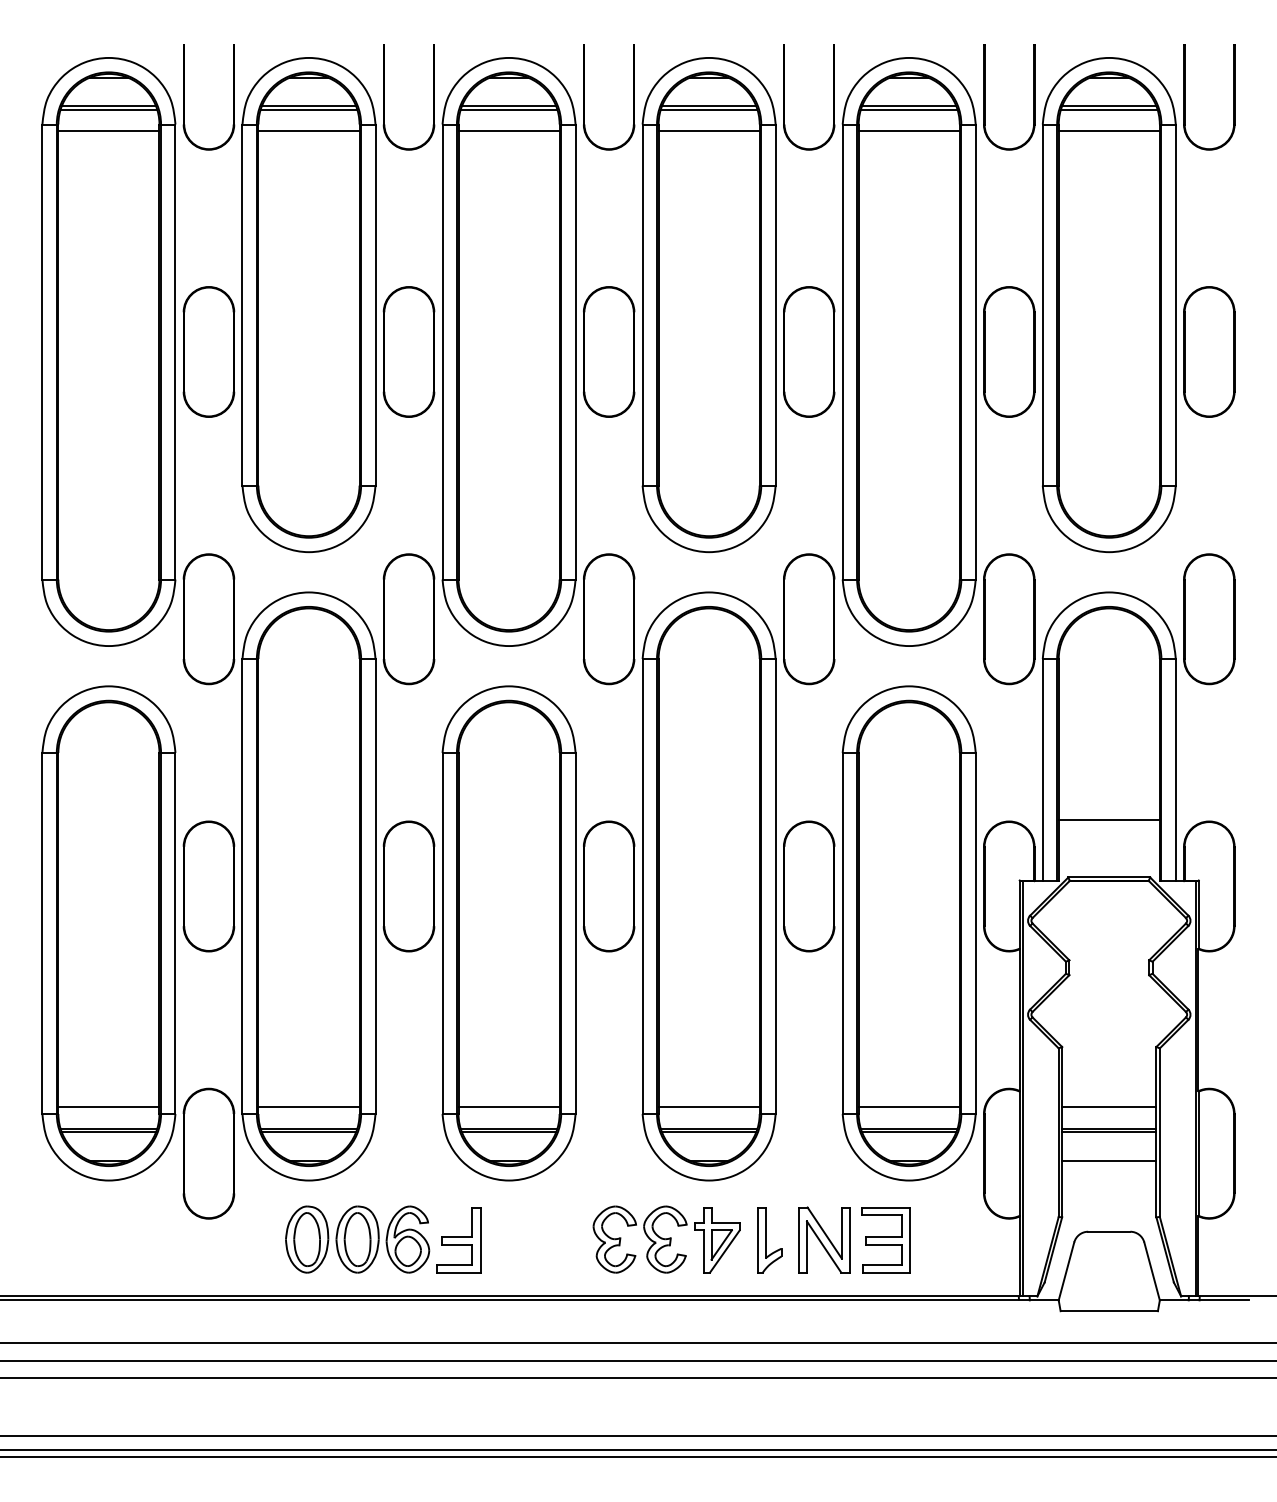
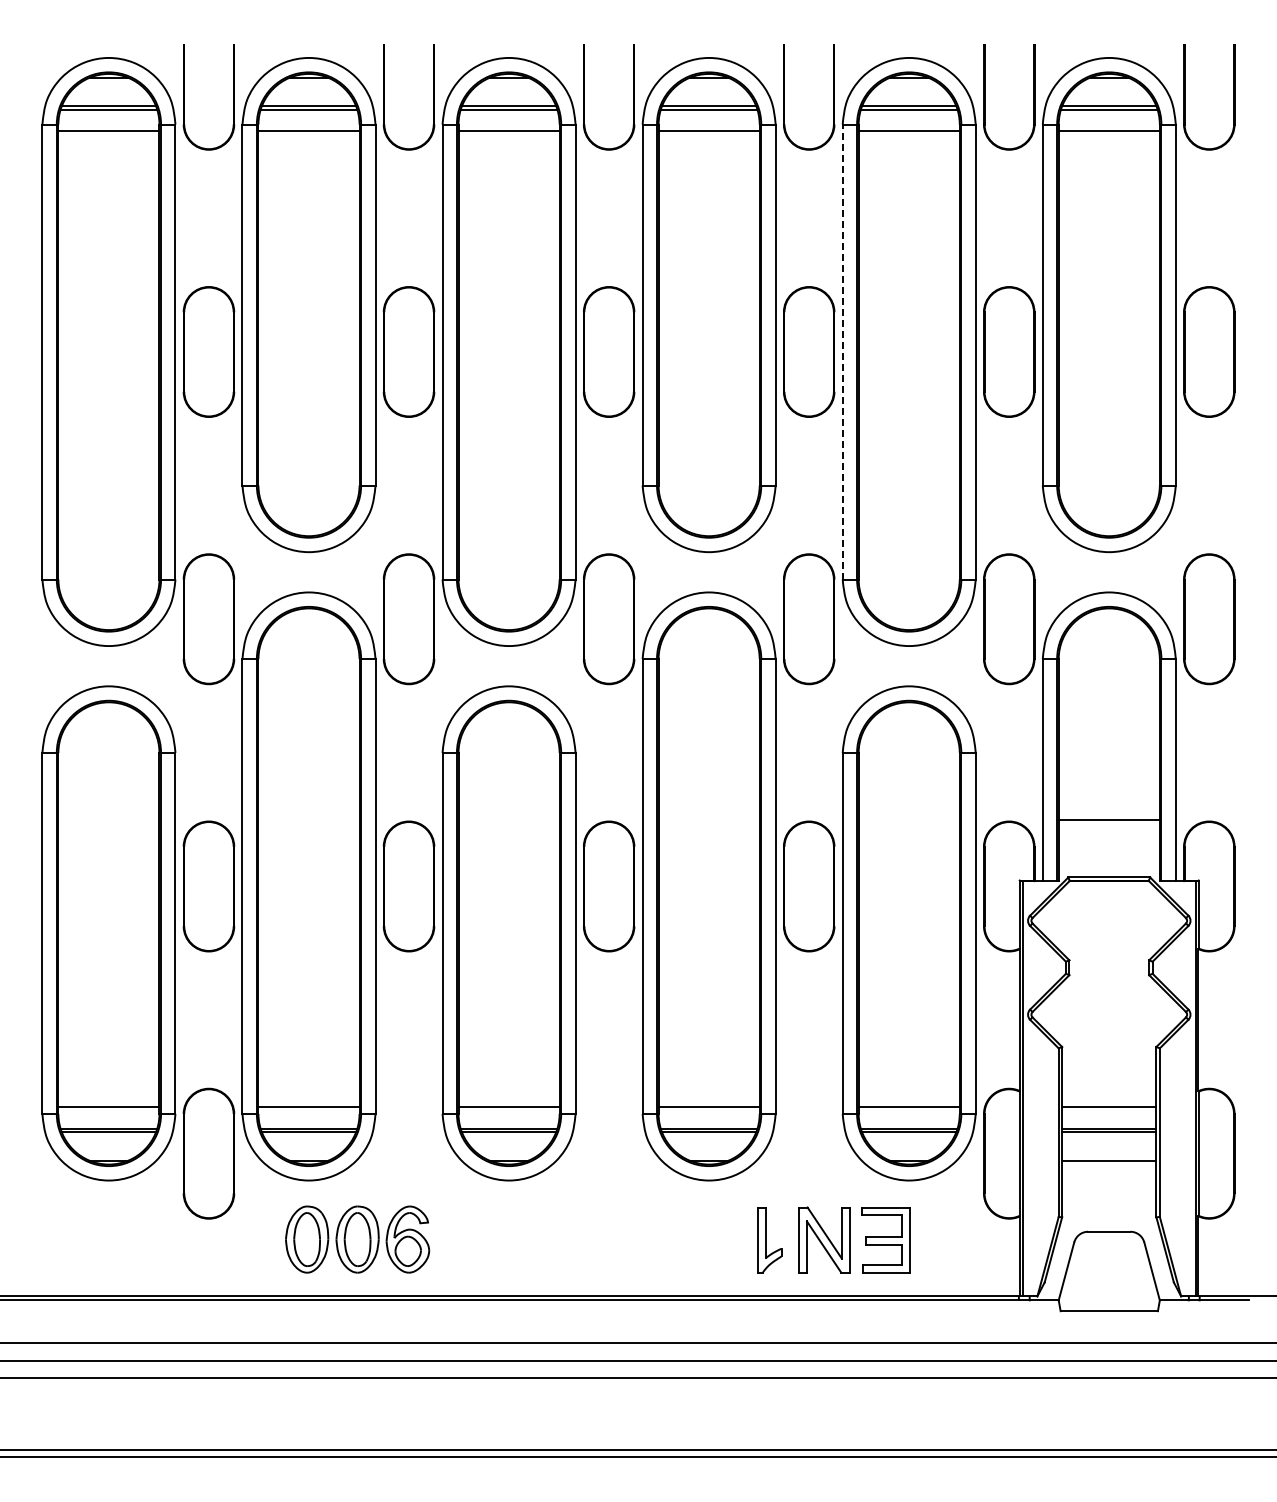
line: solid -> dashed (842, 352)
part: present -> none (666, 1239)
part: present -> none (458, 1240)
line: present -> none (637, 1435)
